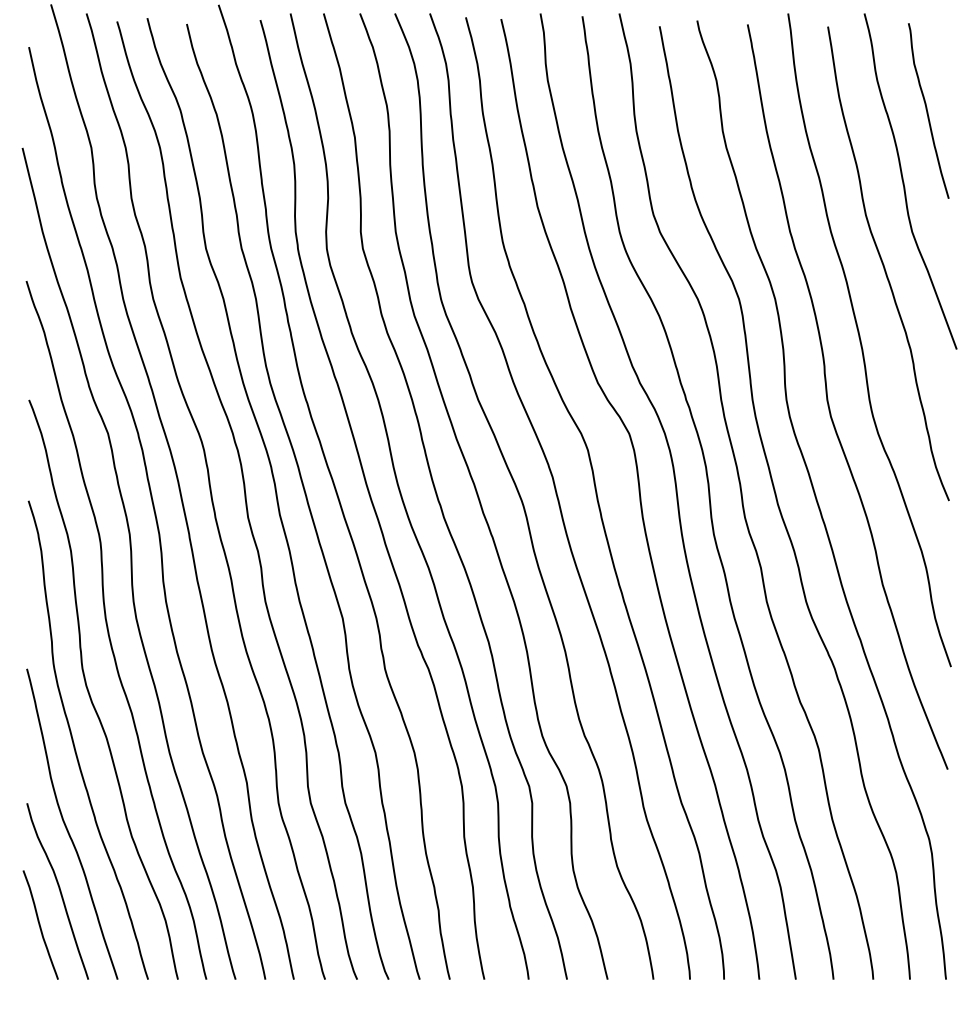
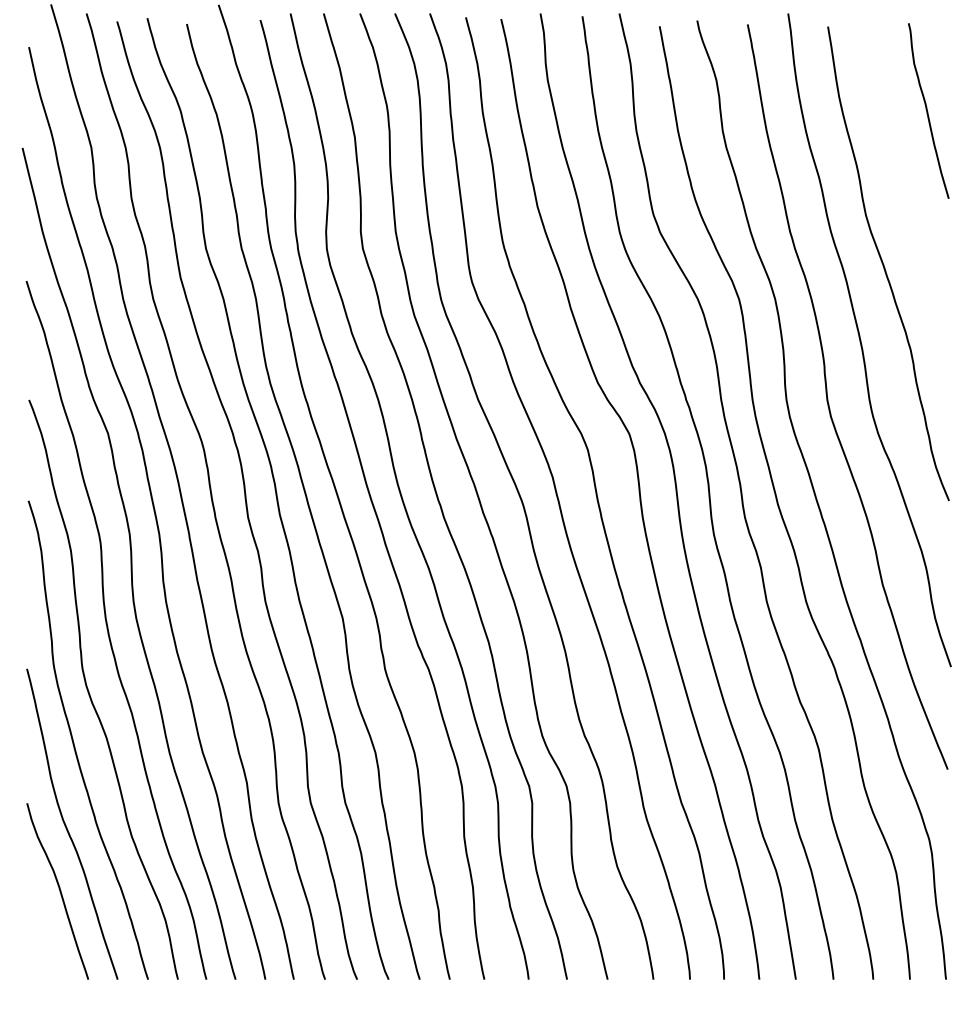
curve: present -> none (904, 182)
curve: present -> none (40, 924)
